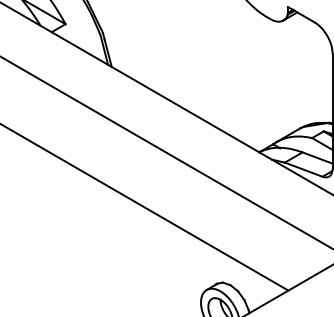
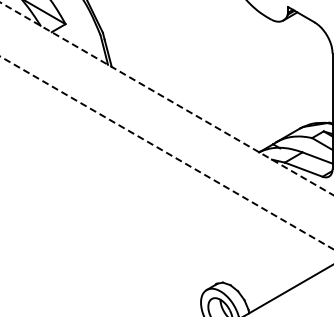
line: solid -> dashed (167, 99)
line: solid -> dashed (167, 153)
line: present -> none (145, 207)
